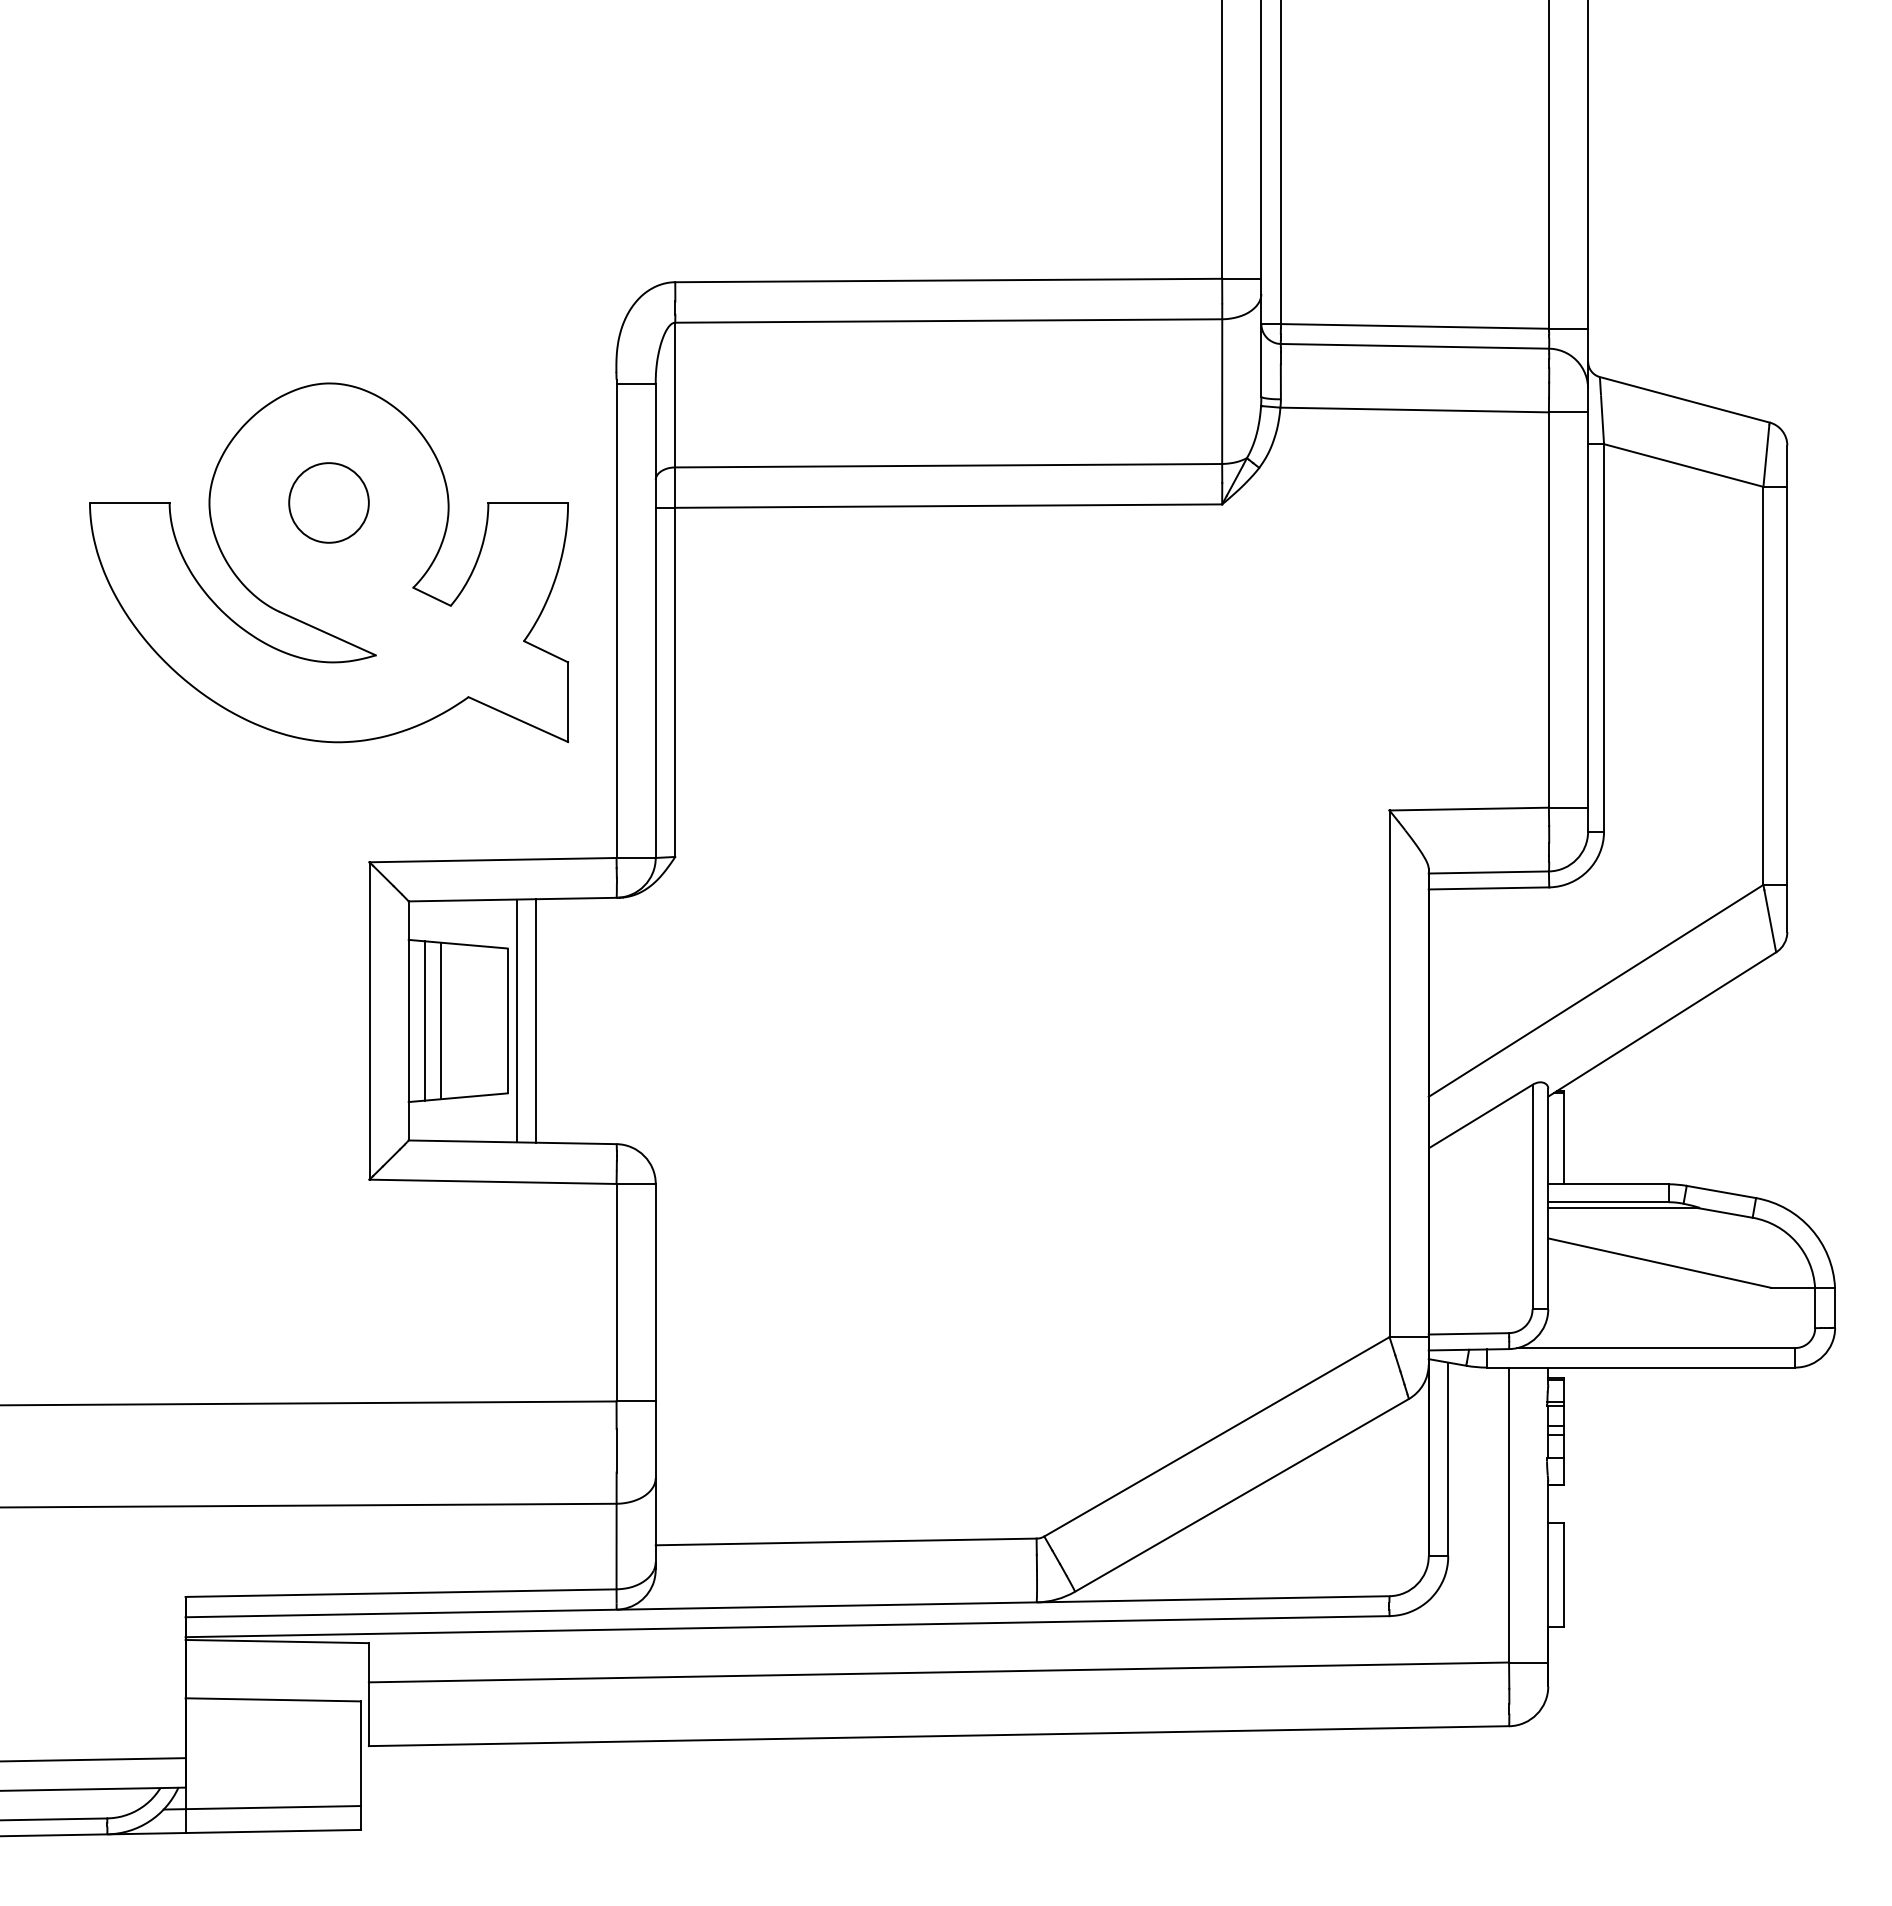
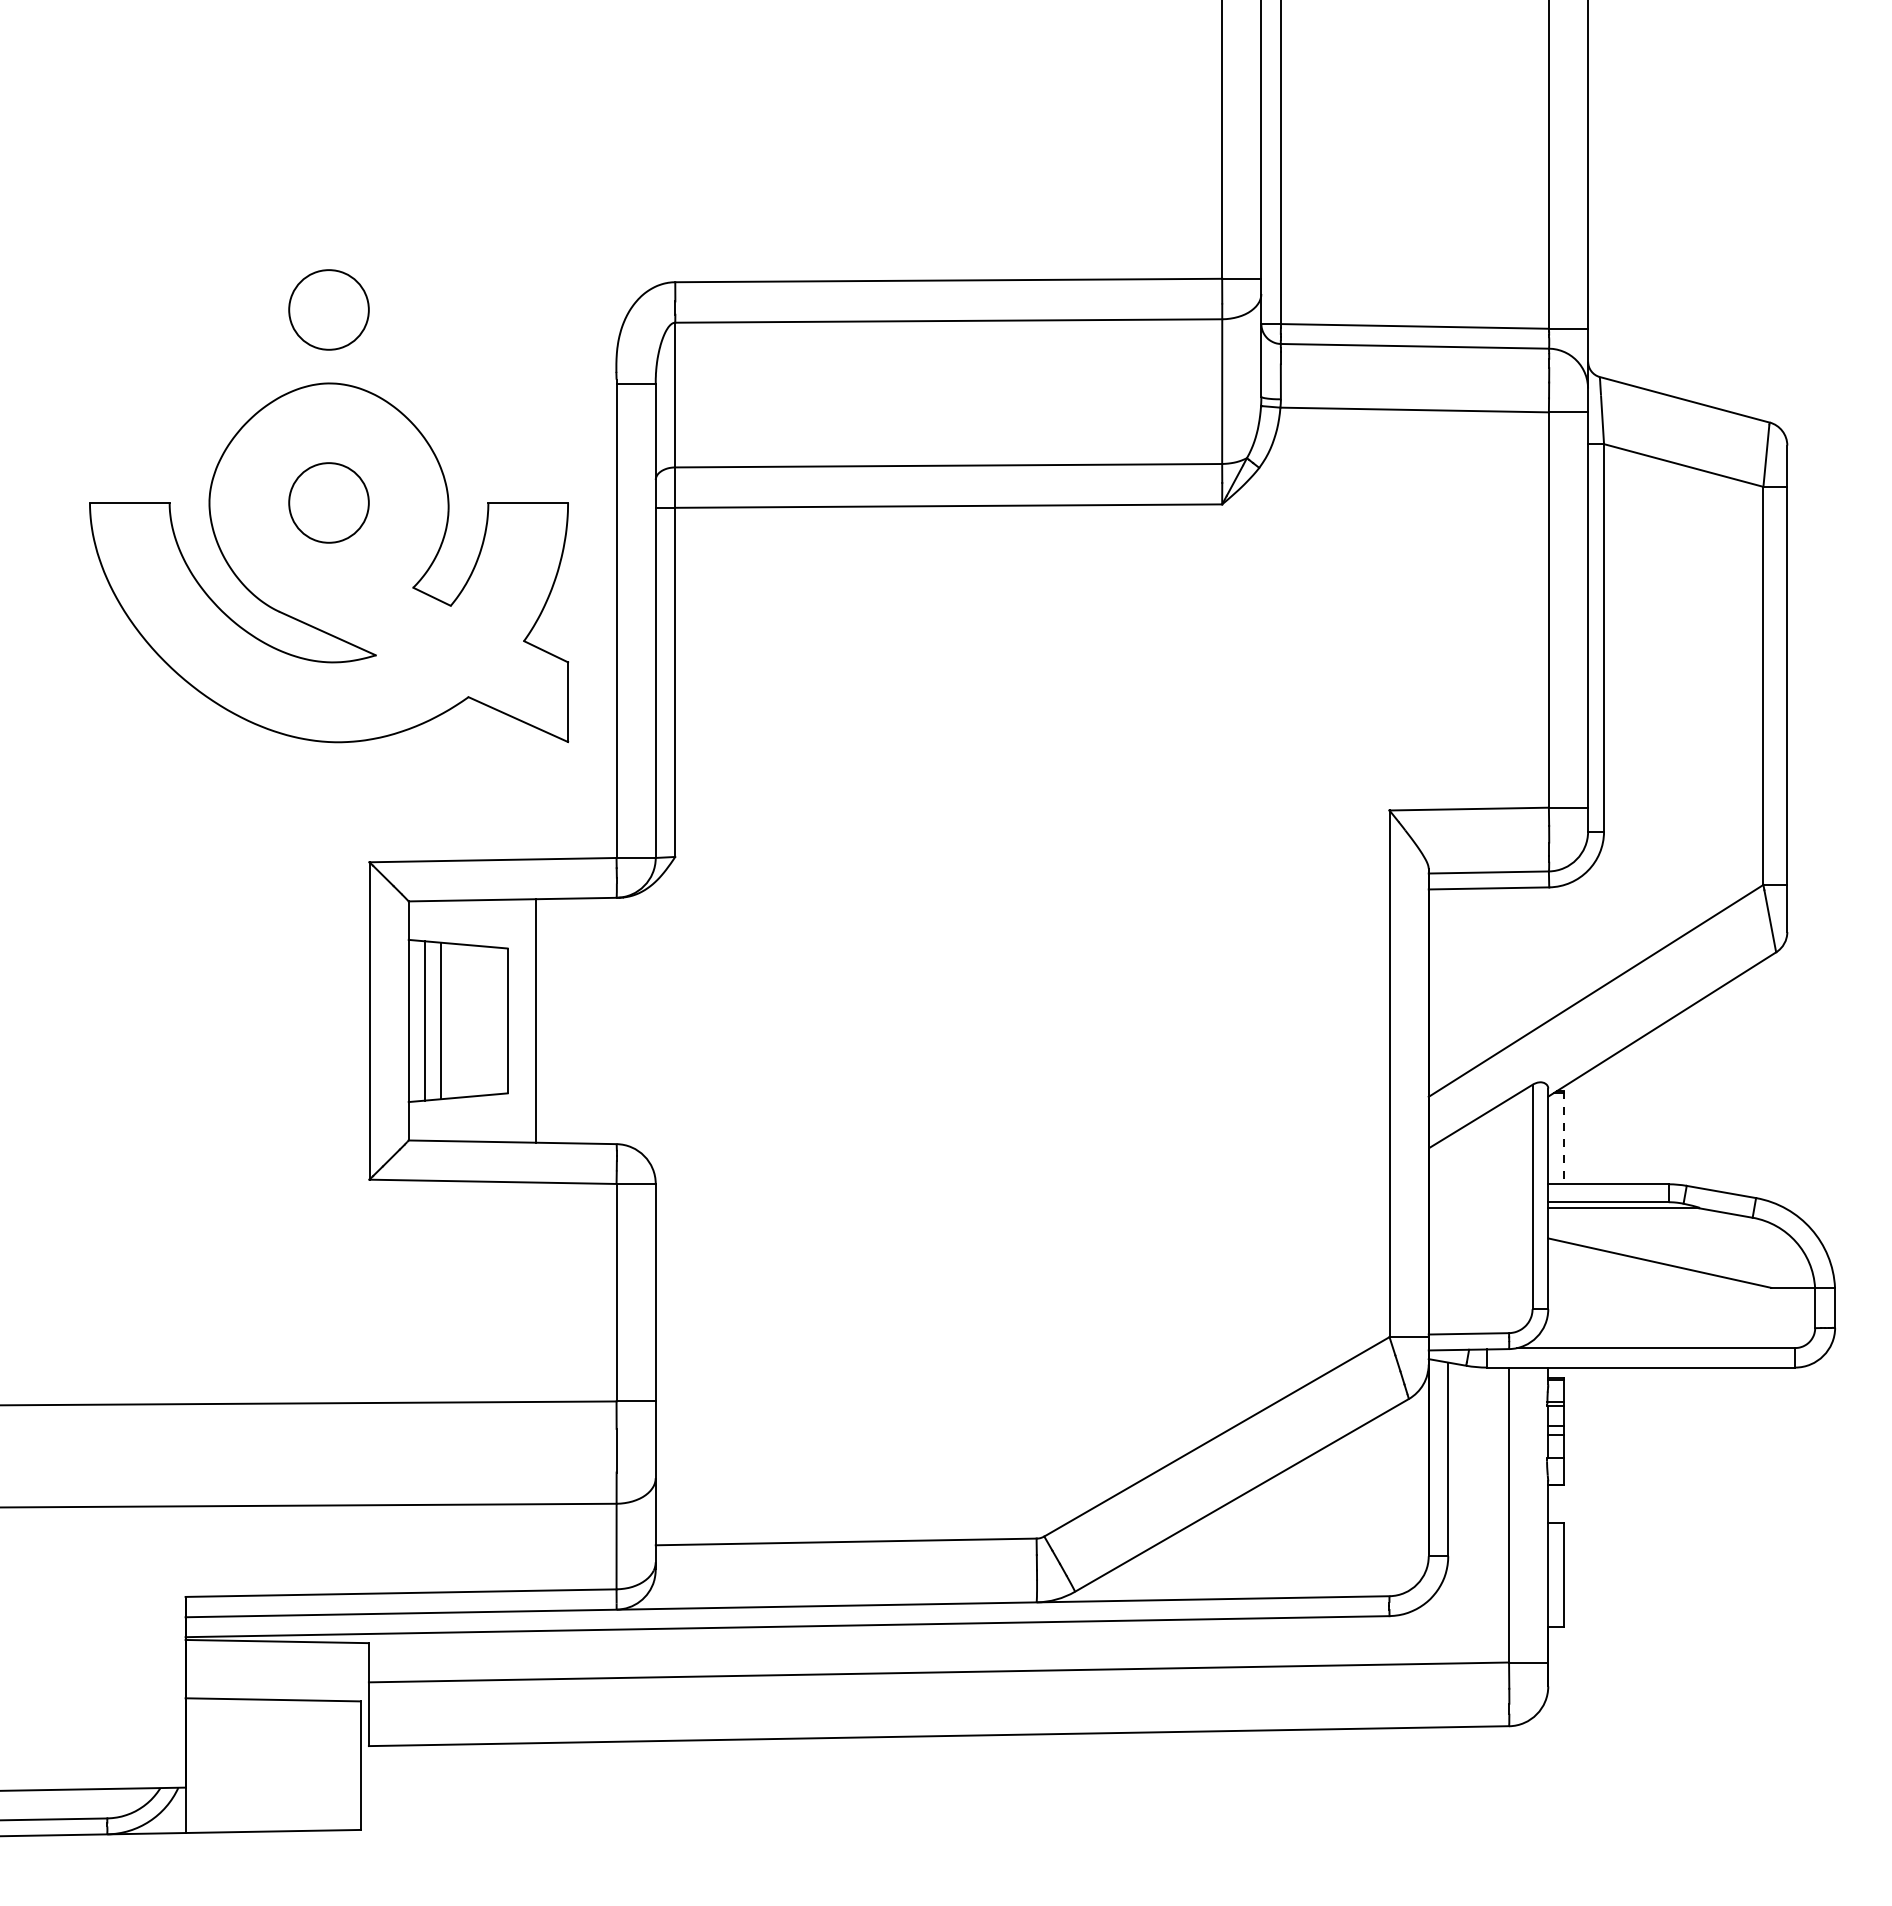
part: none -> present (328, 309)
line: present -> none (516, 1020)
line: solid -> dashed (1564, 1137)
line: present -> none (93, 1759)
line: present -> none (261, 1807)
